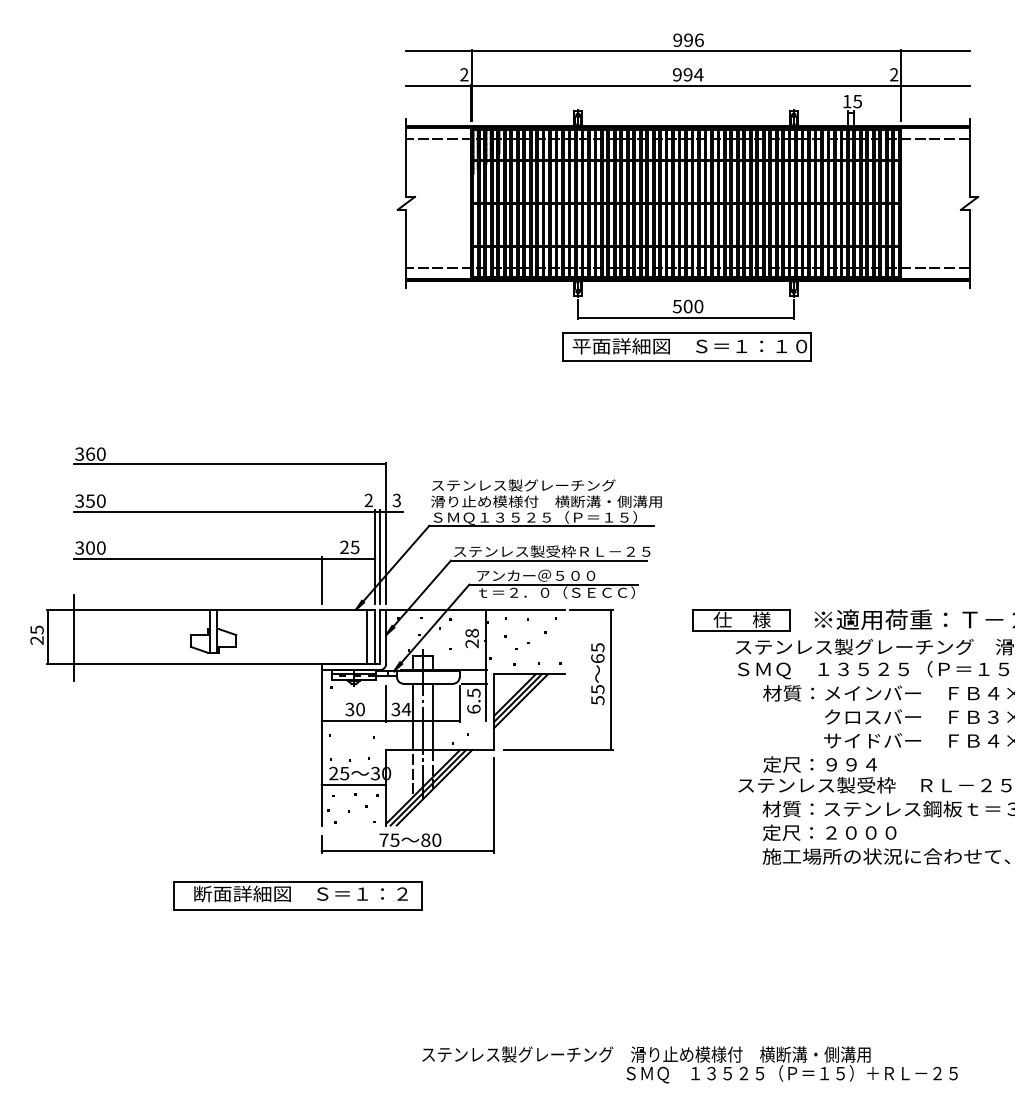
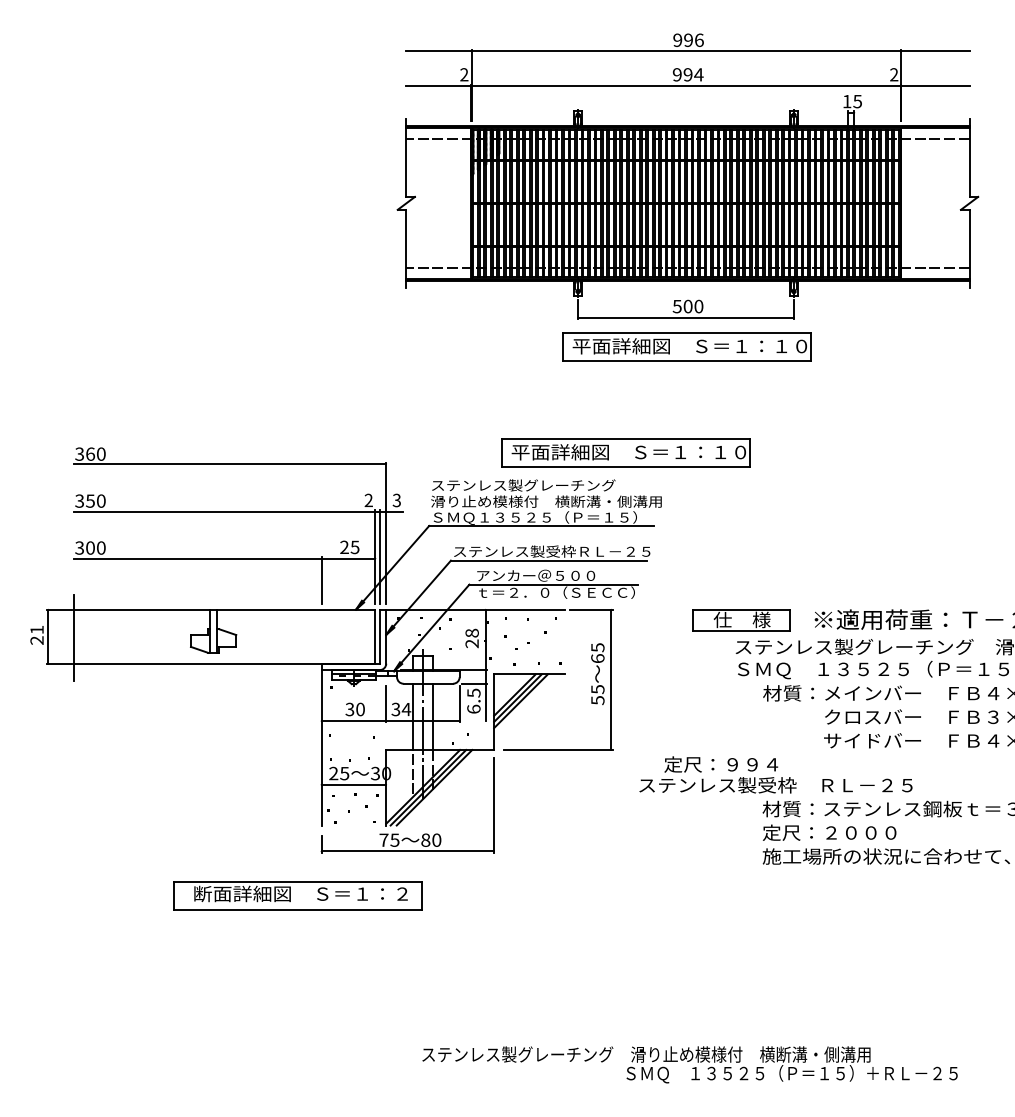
part: none -> present (625, 452)
text: 25 -> 21 (36, 629)
line: present -> none (366, 636)
text position: (874, 774) -> (775, 774) (775, 774)
